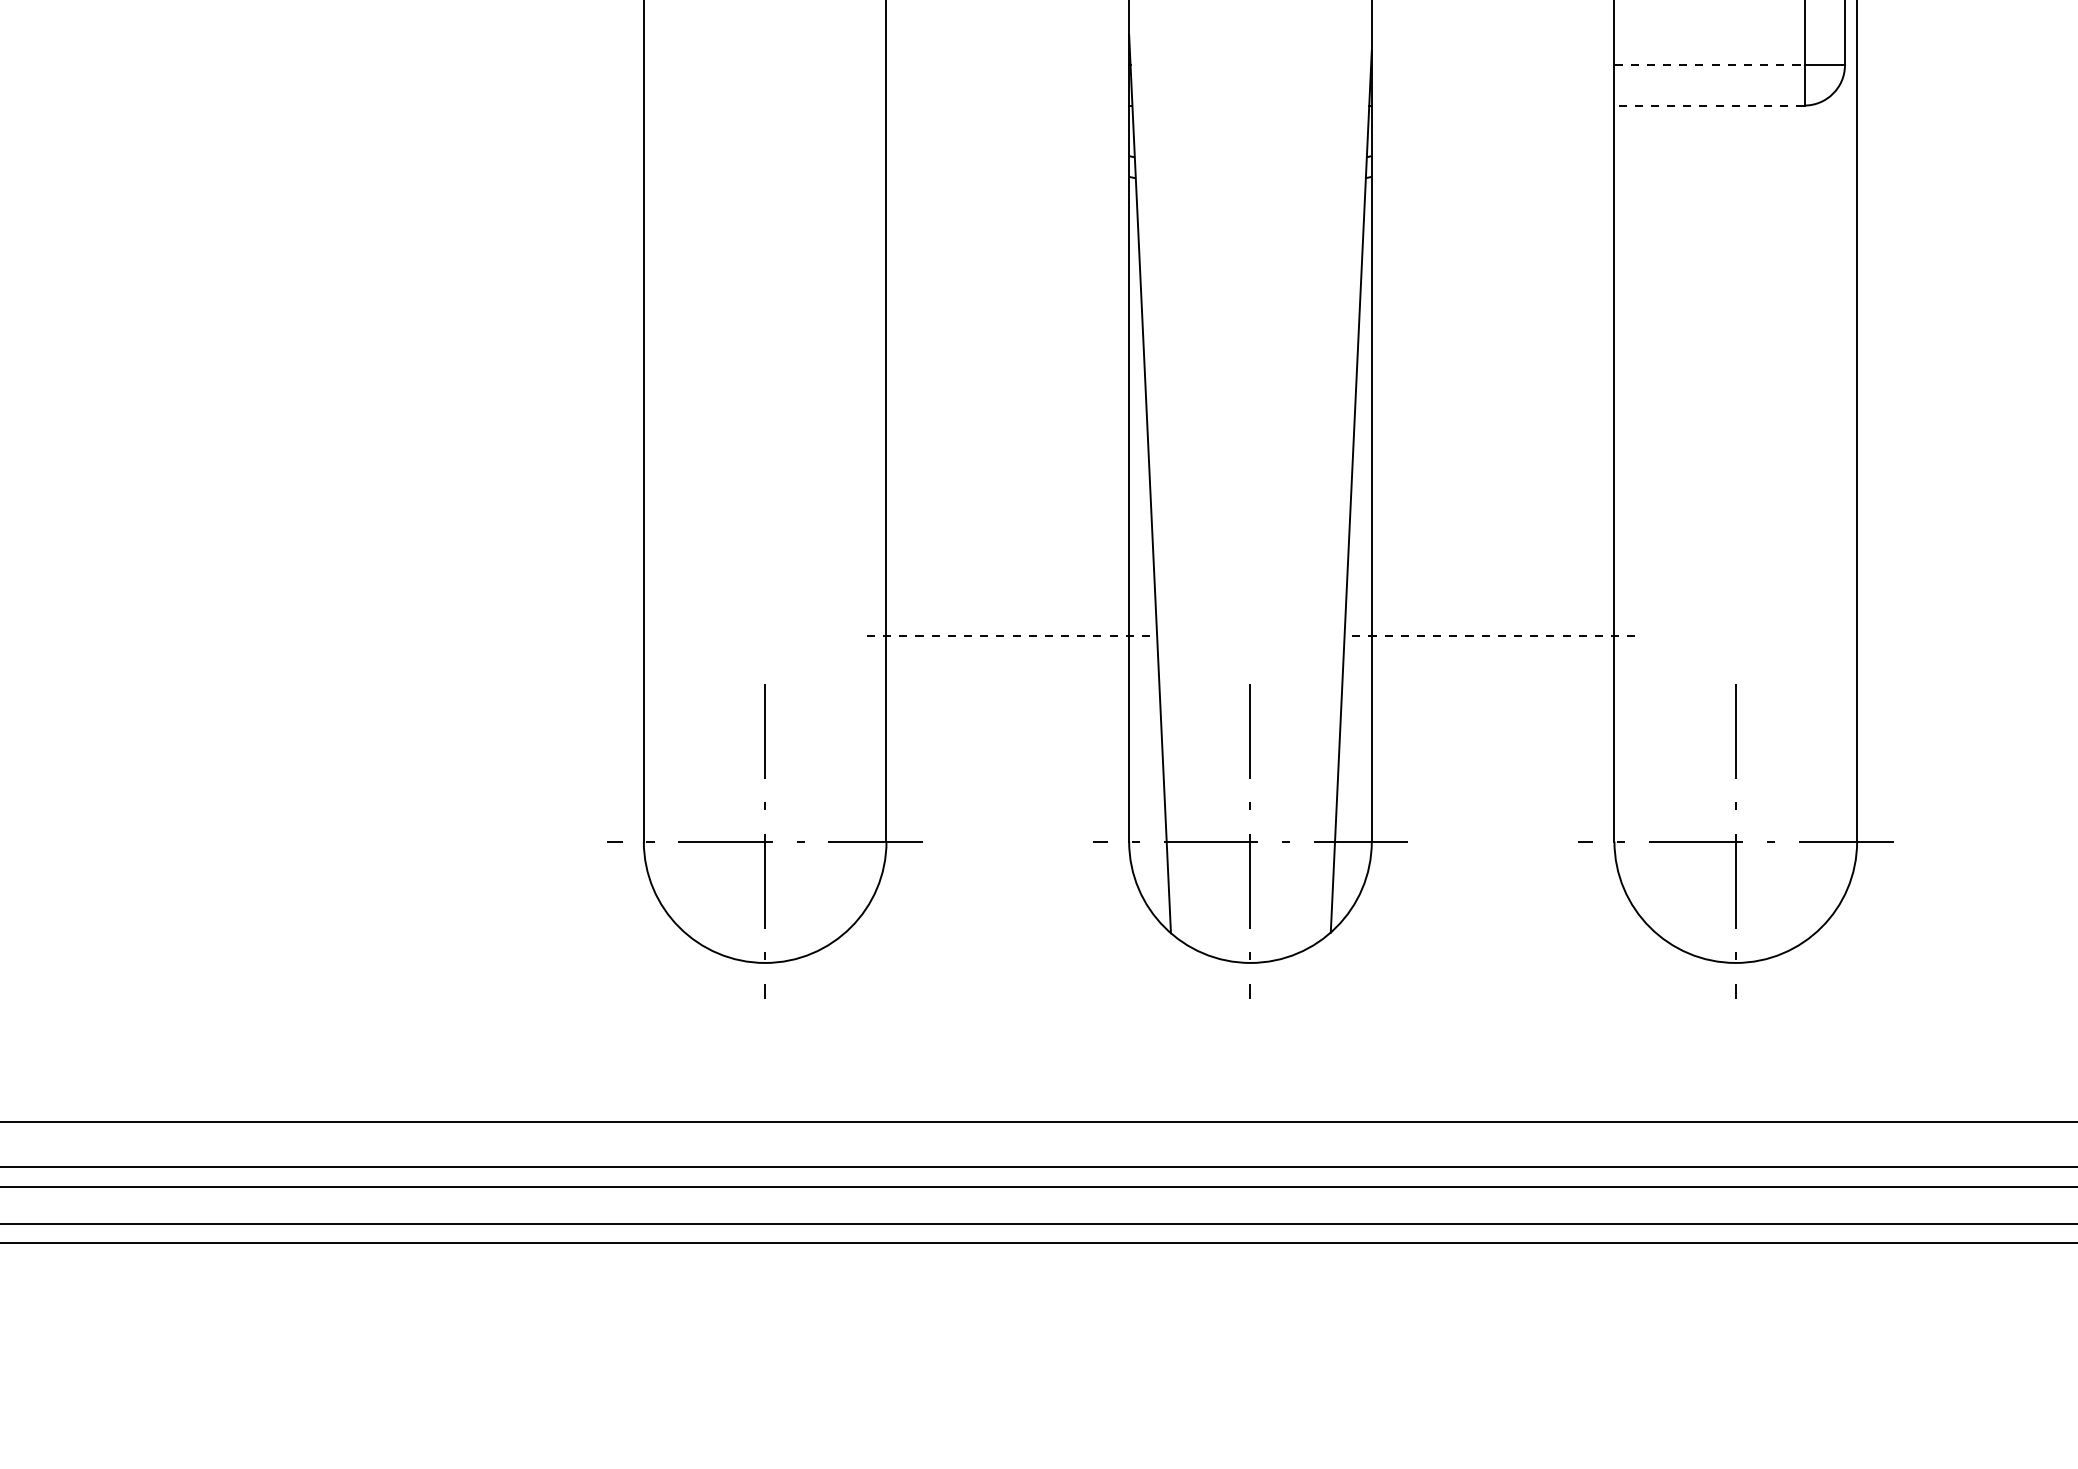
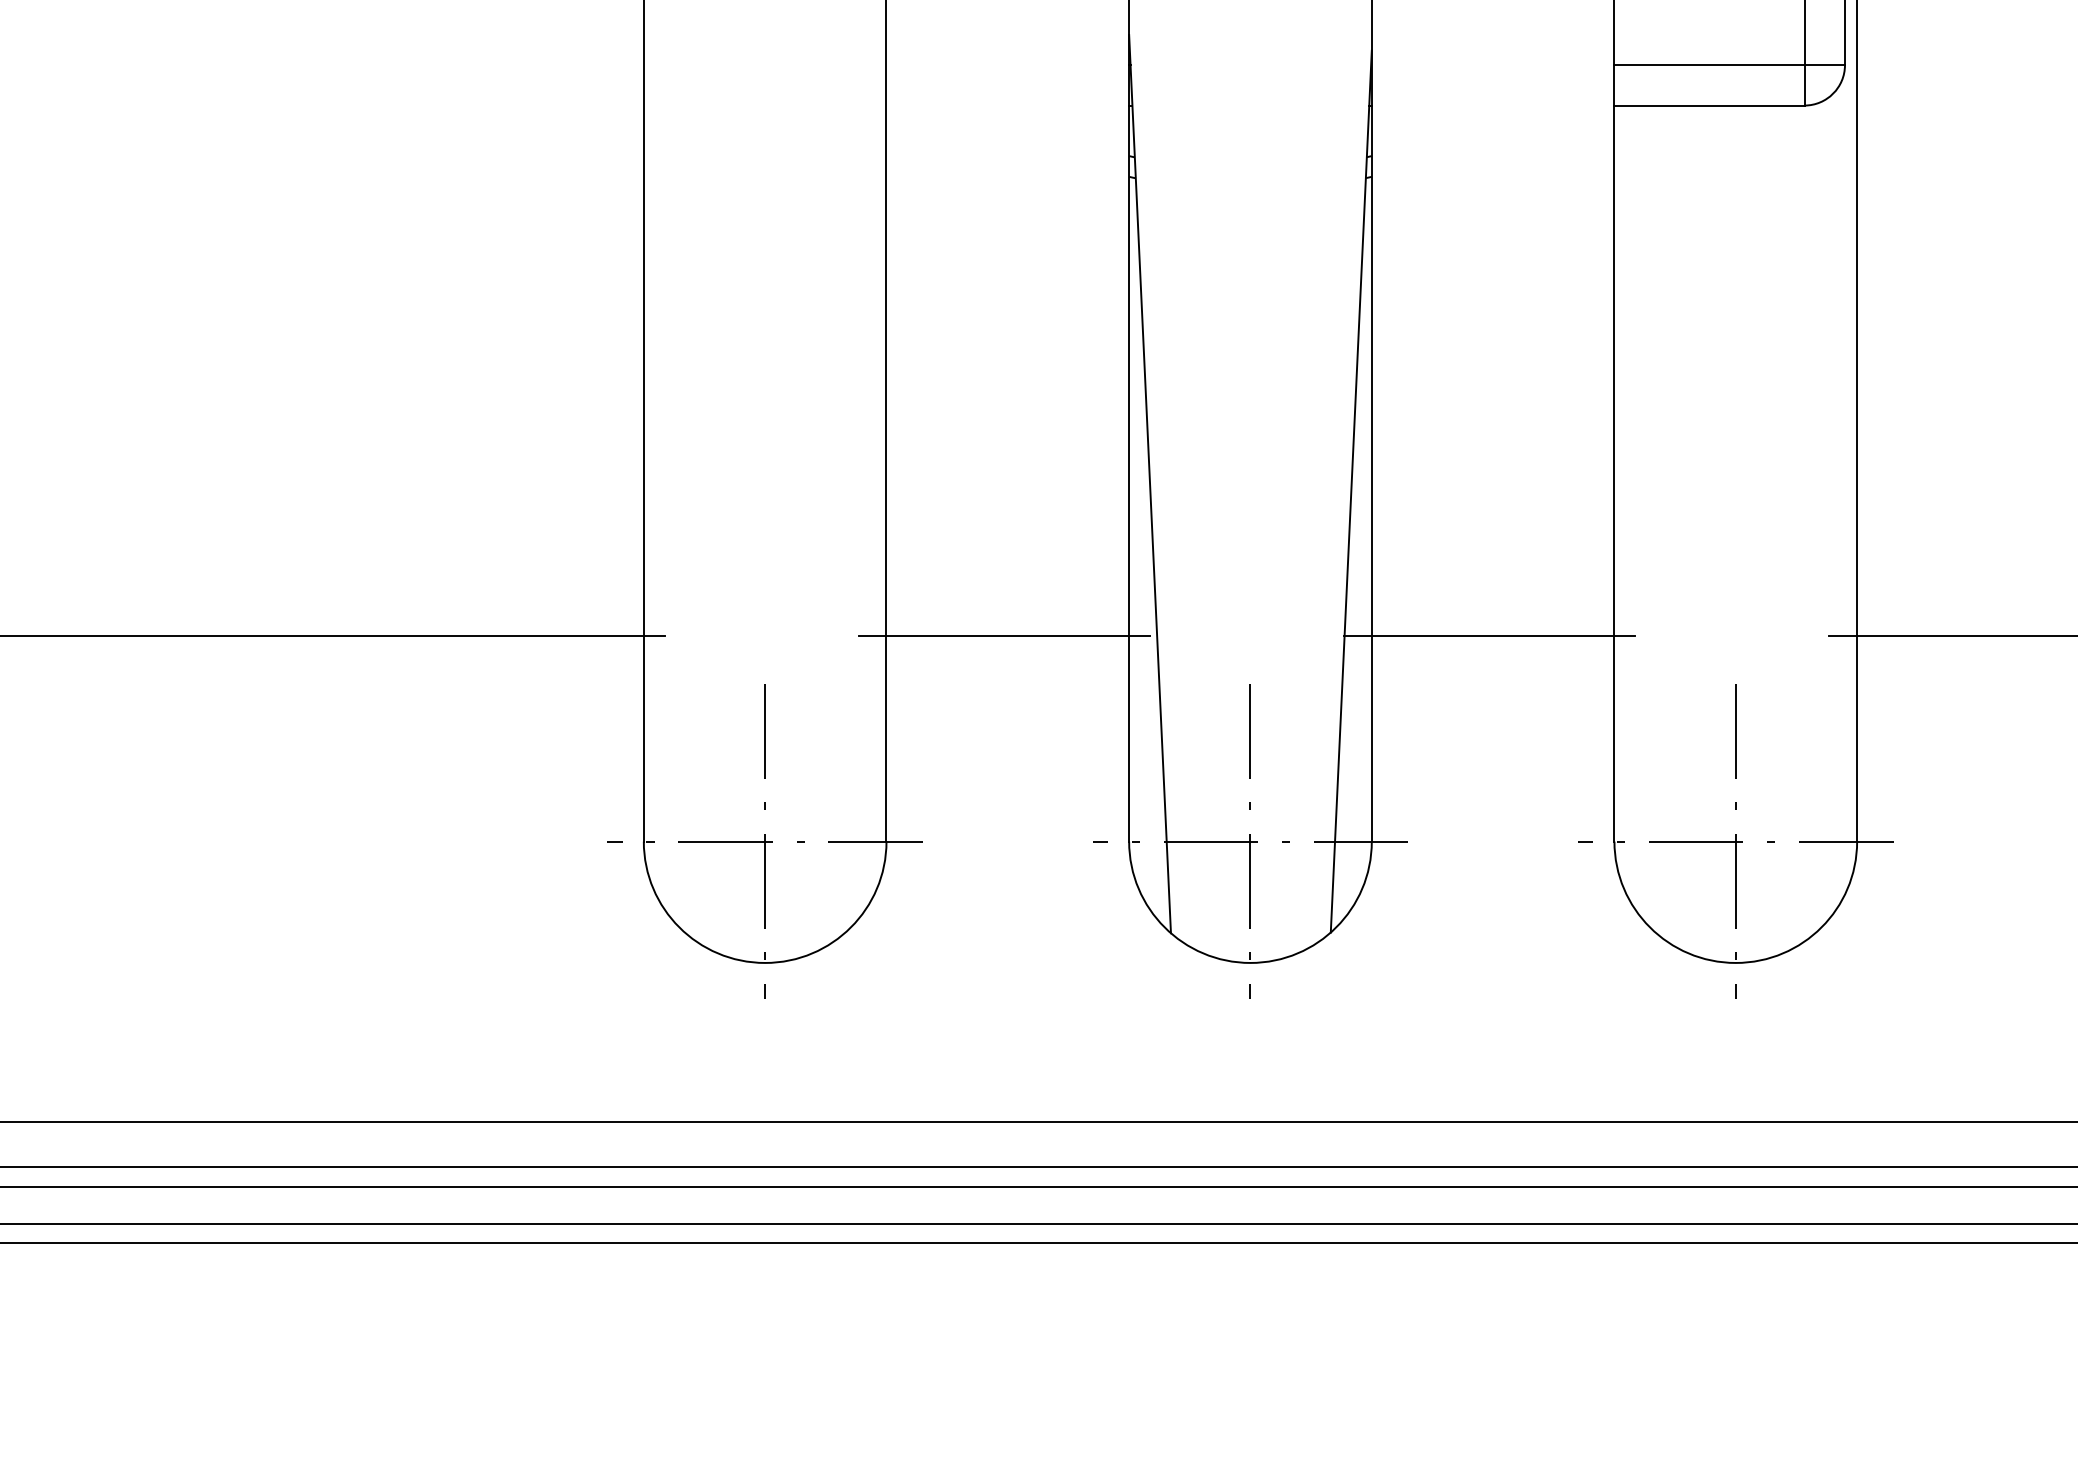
line: dashed -> solid (1710, 65)
line: dashed -> solid (1709, 105)
line: none -> present (333, 636)
line: dashed -> solid (1004, 636)
line: dashed -> solid (1489, 636)
line: none -> present (1951, 636)
